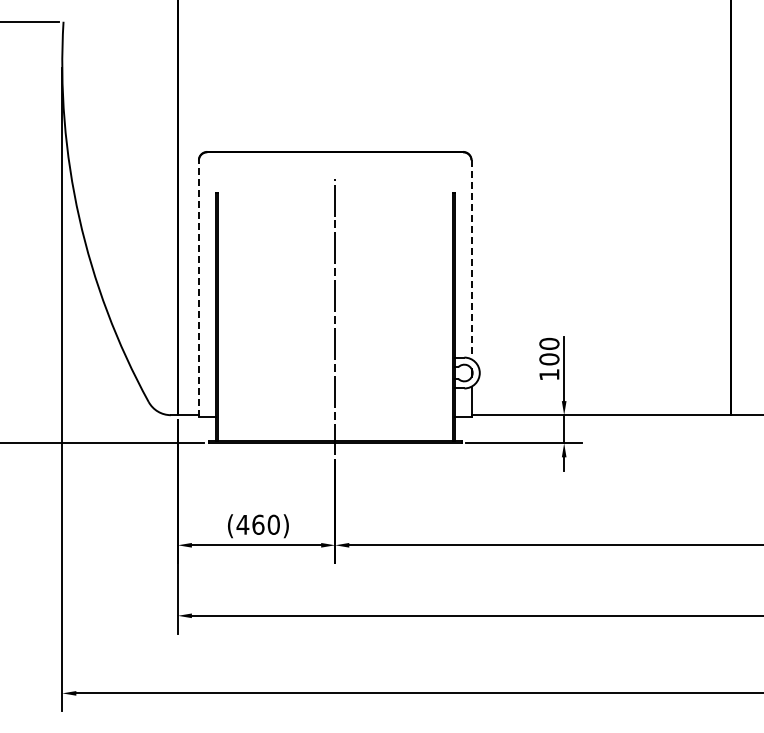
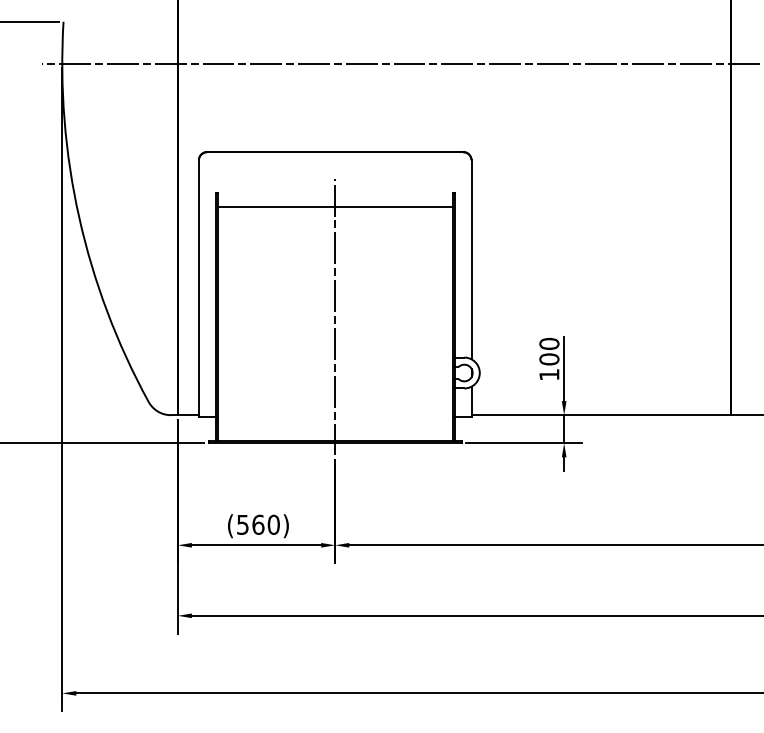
line: none -> present (401, 63)
line: none -> present (334, 206)
line: dashed -> solid (471, 260)
line: dashed -> solid (198, 288)
text: (460) -> (560) (242, 524)
